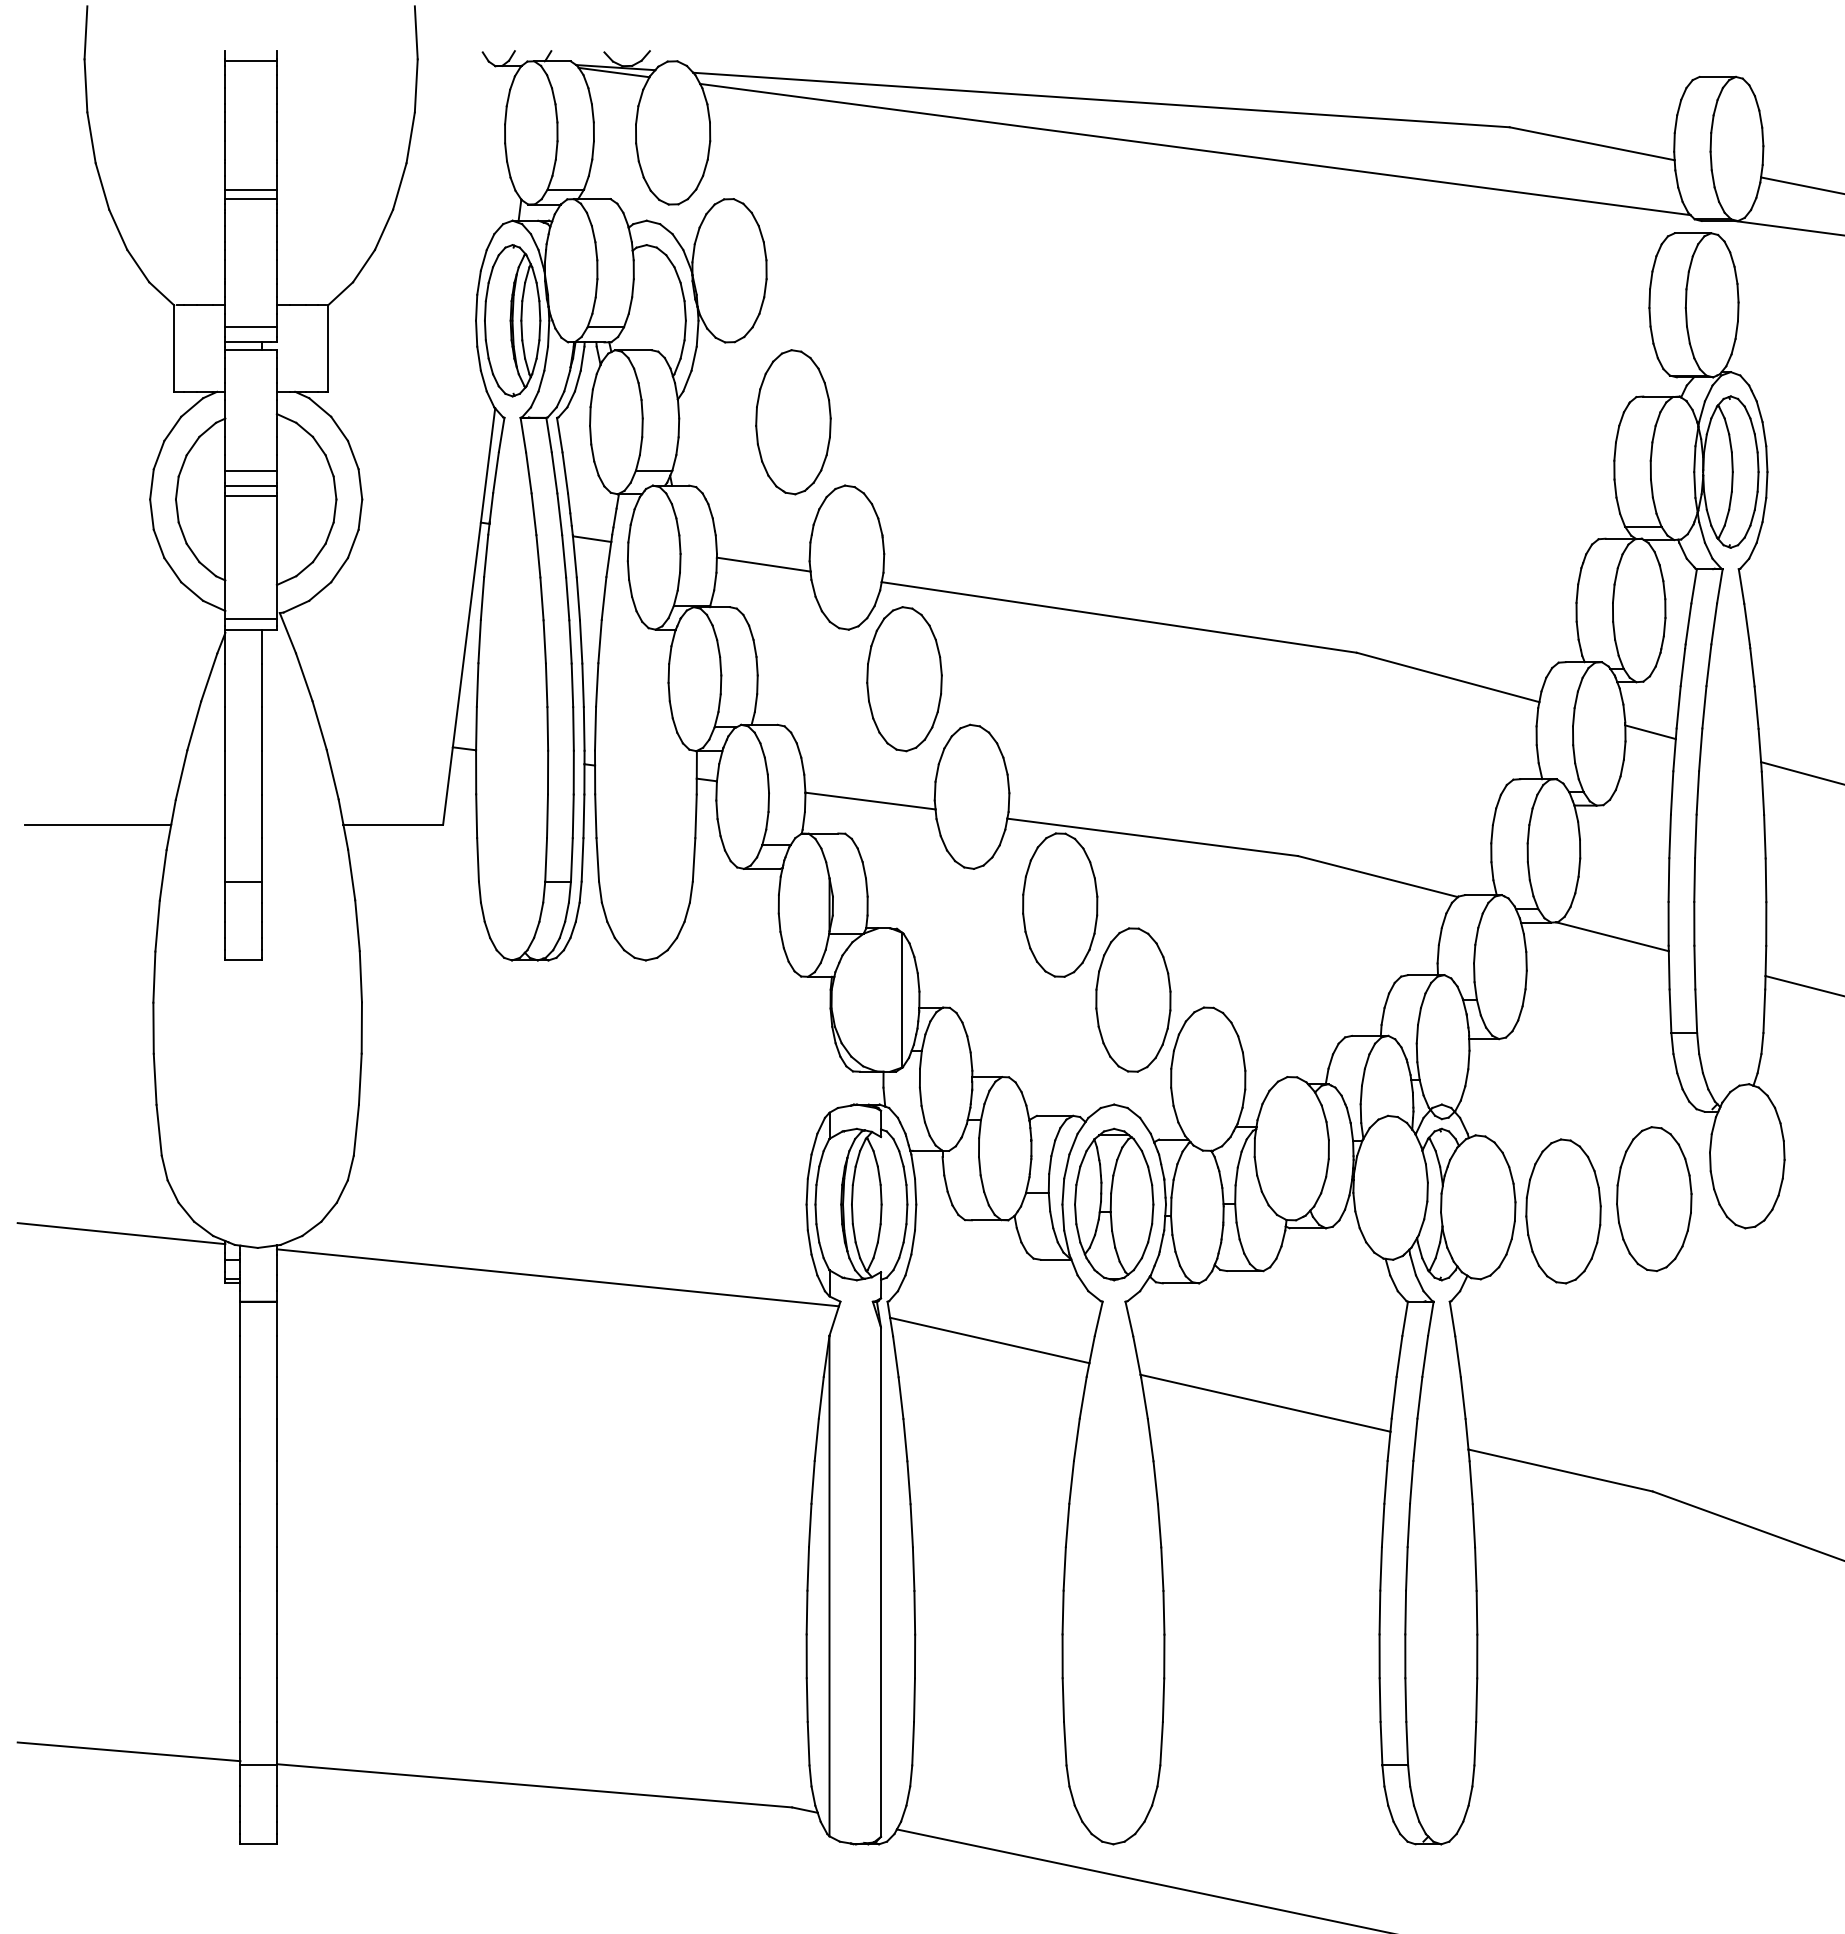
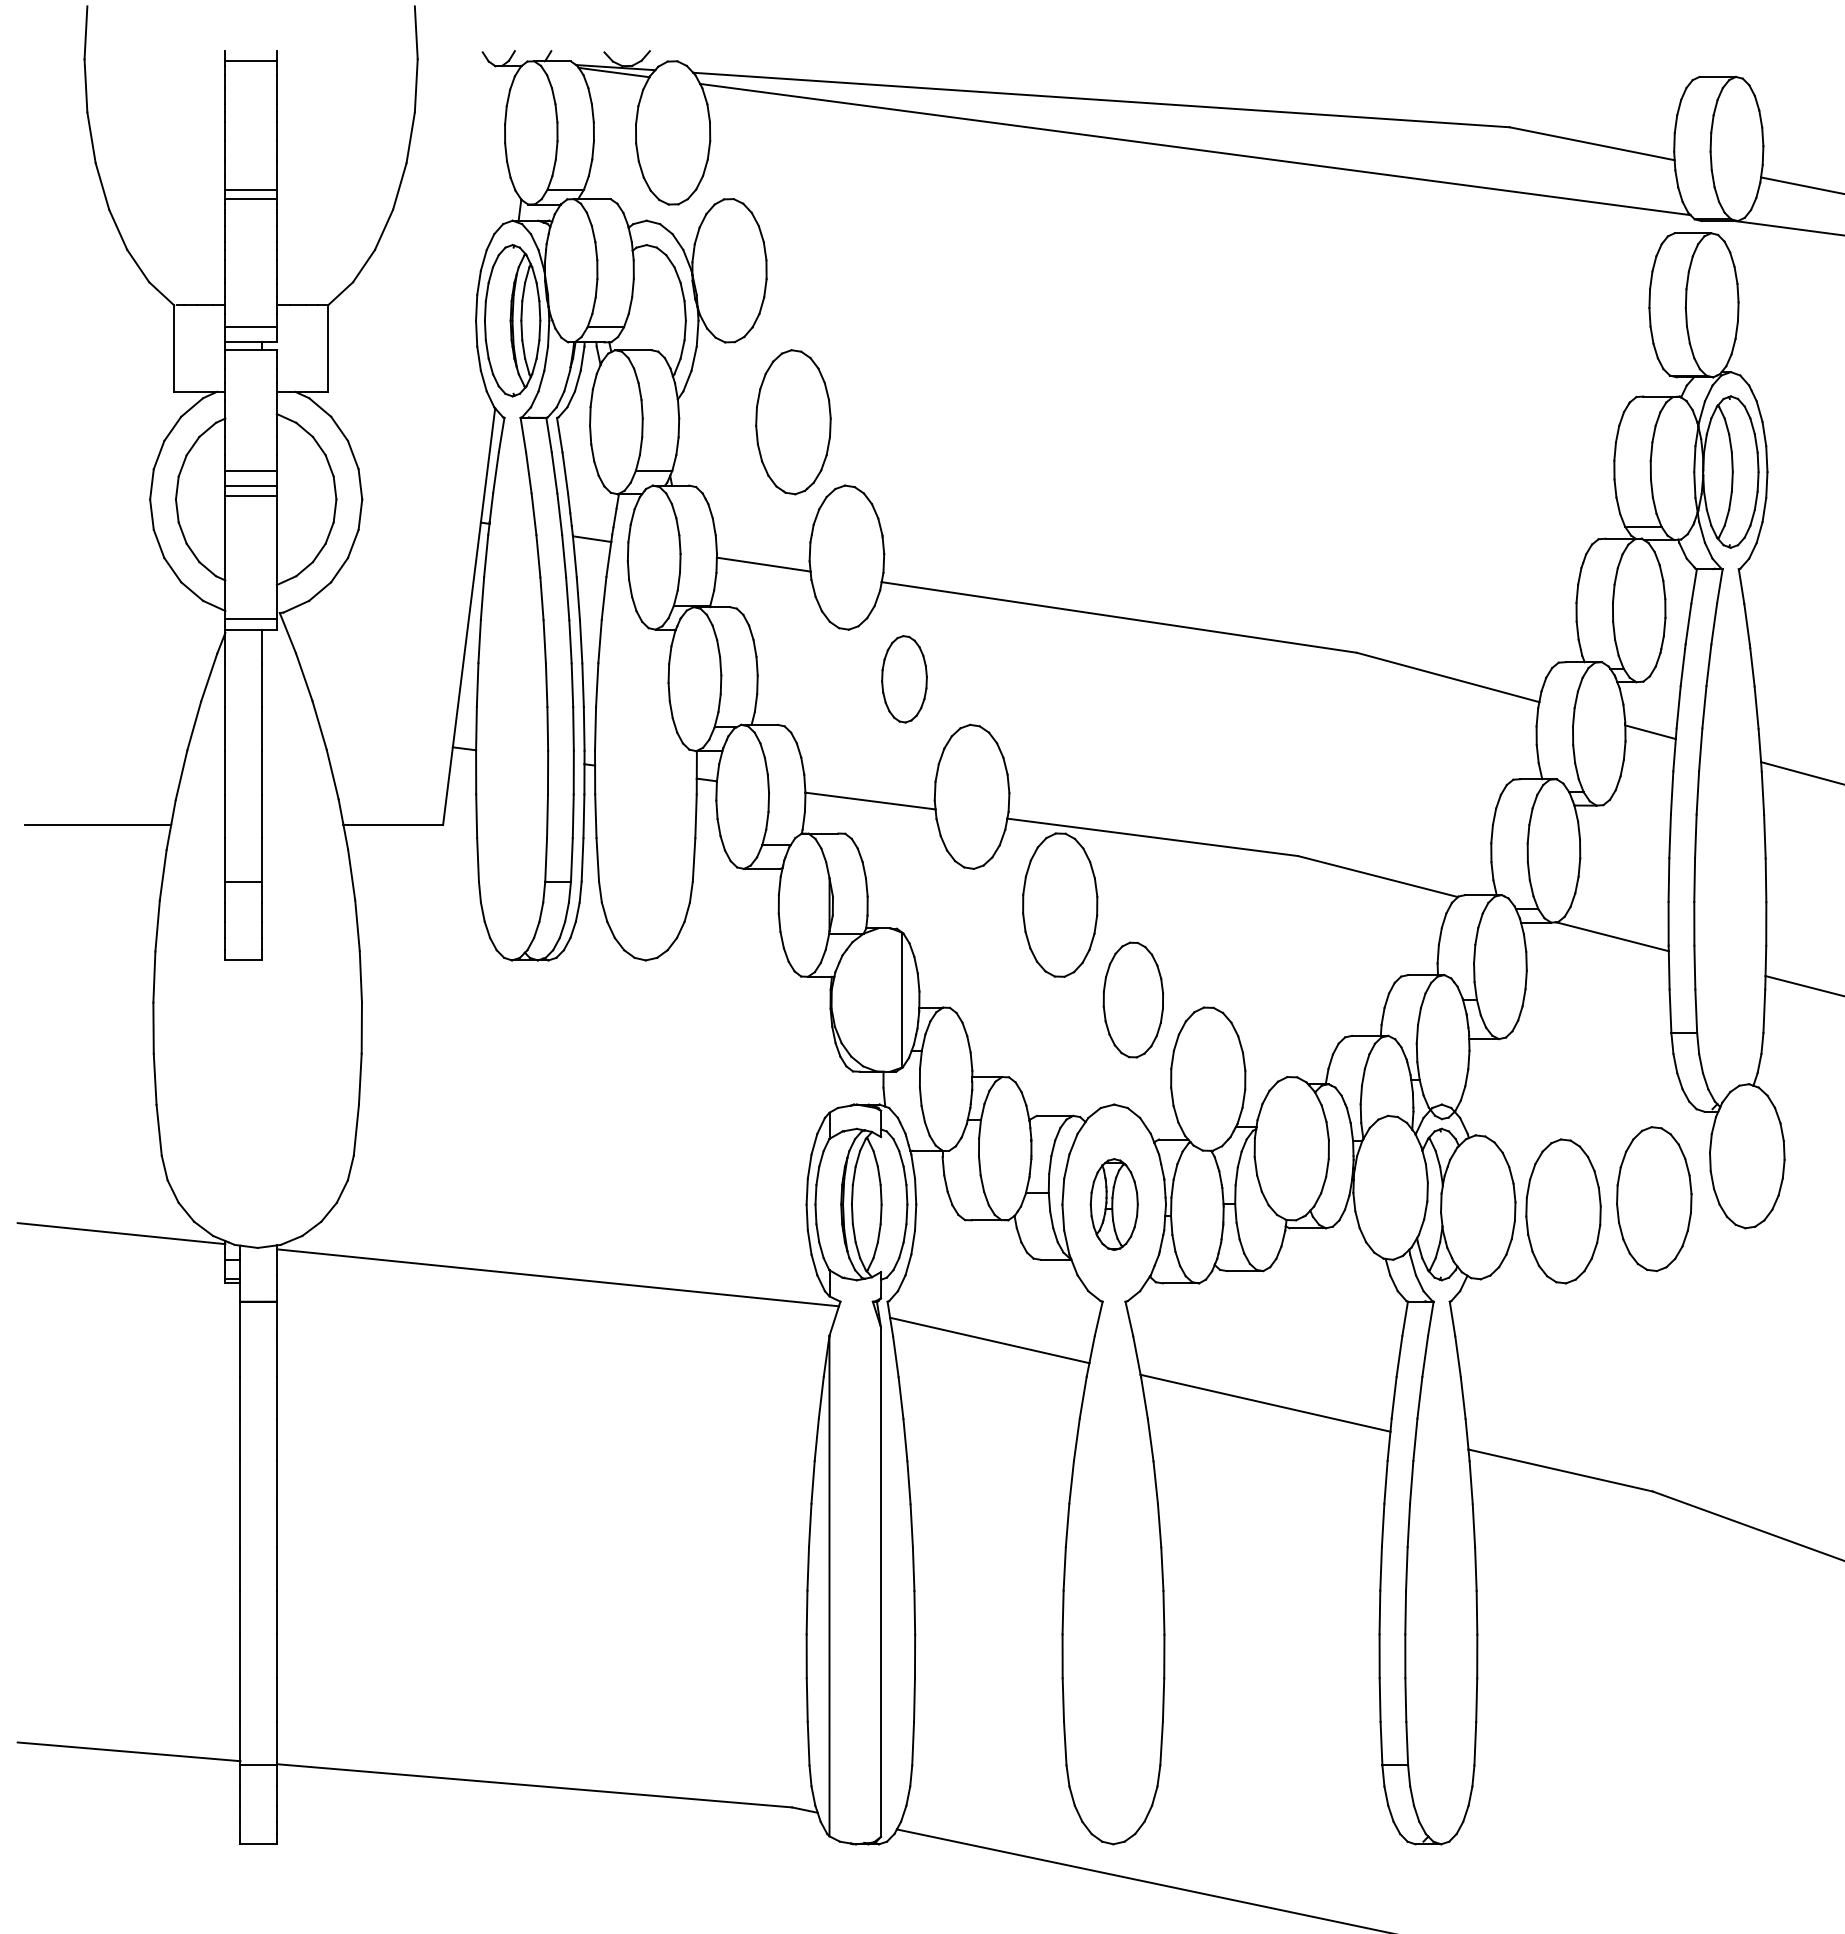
part size: 77x147 px -> 47x89 px (904, 679)
part size: 77x146 px -> 63x118 px (1133, 999)
part size: 81x155 px -> 50x93 px (1113, 1204)
